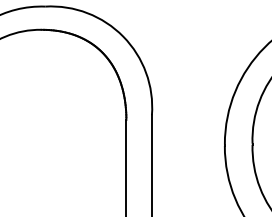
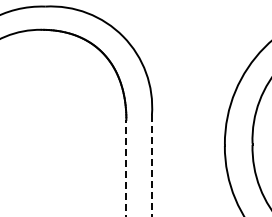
line: solid -> dashed (151, 166)
line: solid -> dashed (126, 167)
